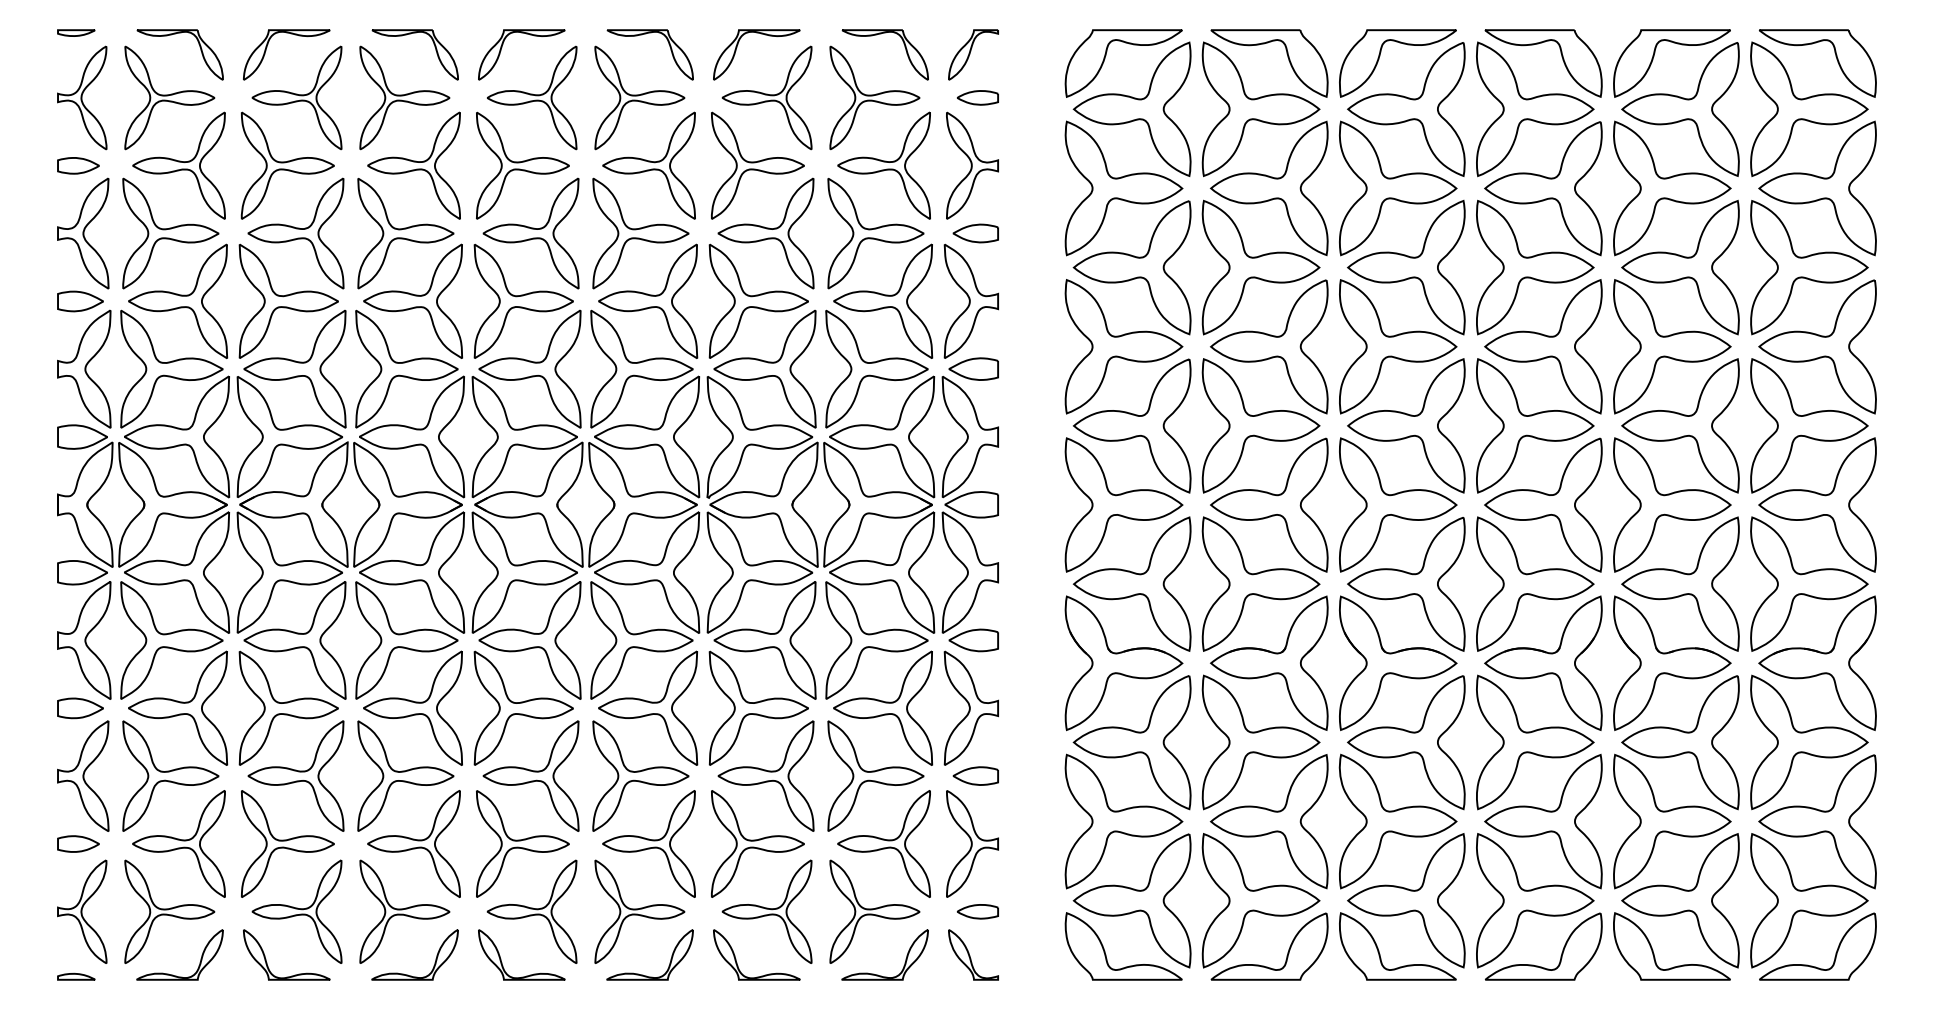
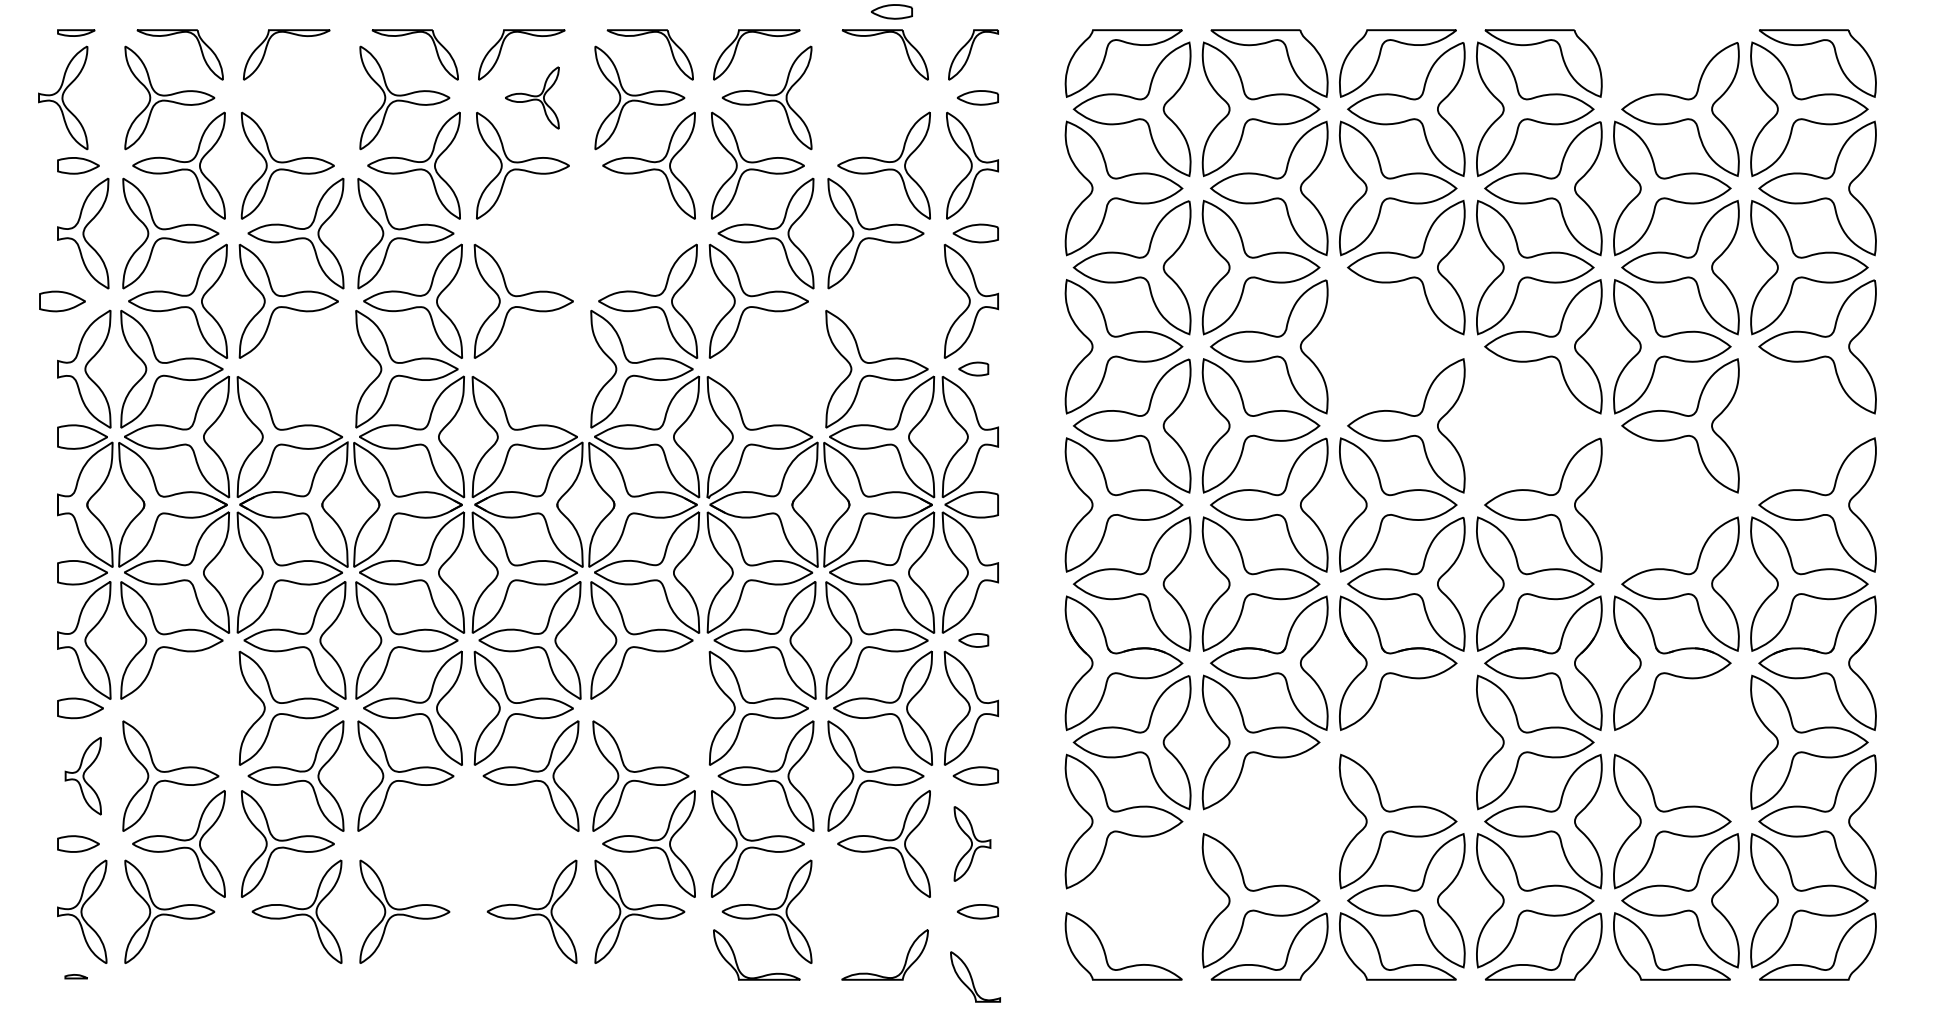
part: none -> present (891, 11)
part: present -> none (1654, 56)
part position: (82, 97) -> (63, 97) (63, 97)
part: present -> none (296, 97)
part size: 91x106 px -> 55x64 px (532, 97)
part: present -> none (874, 97)
part: present -> none (530, 233)
part: present -> none (640, 233)
part: present -> none (883, 300)
part position: (80, 301) -> (62, 301) (62, 301)
part: present -> none (1398, 346)
part: present -> none (529, 368)
part: present -> none (764, 368)
part size: 51x24 px -> 32x16 px (973, 368)
part: present -> none (294, 369)
part: present -> none (1535, 425)
part: present -> none (1809, 425)
part: present -> none (1672, 504)
part size: 51x25 px -> 32x15 px (973, 640)
part: present -> none (178, 707)
part: present -> none (648, 707)
part: present -> none (1406, 742)
part: present -> none (1680, 742)
part size: 53x112 px -> 38x80 px (82, 775)
part: present -> none (1269, 821)
part: present -> none (413, 843)
part: present -> none (522, 843)
part size: 53x108 px -> 39x76 px (972, 843)
part: present -> none (1131, 900)
part: present -> none (874, 911)
part position: (973, 954) -> (975, 976) (975, 976)
part: present -> none (501, 958)
part: present -> none (266, 959)
part: present -> none (172, 974)
part: present -> none (407, 974)
part: present -> none (643, 974)
part size: 39x9 px -> 24x6 px (75, 976)
